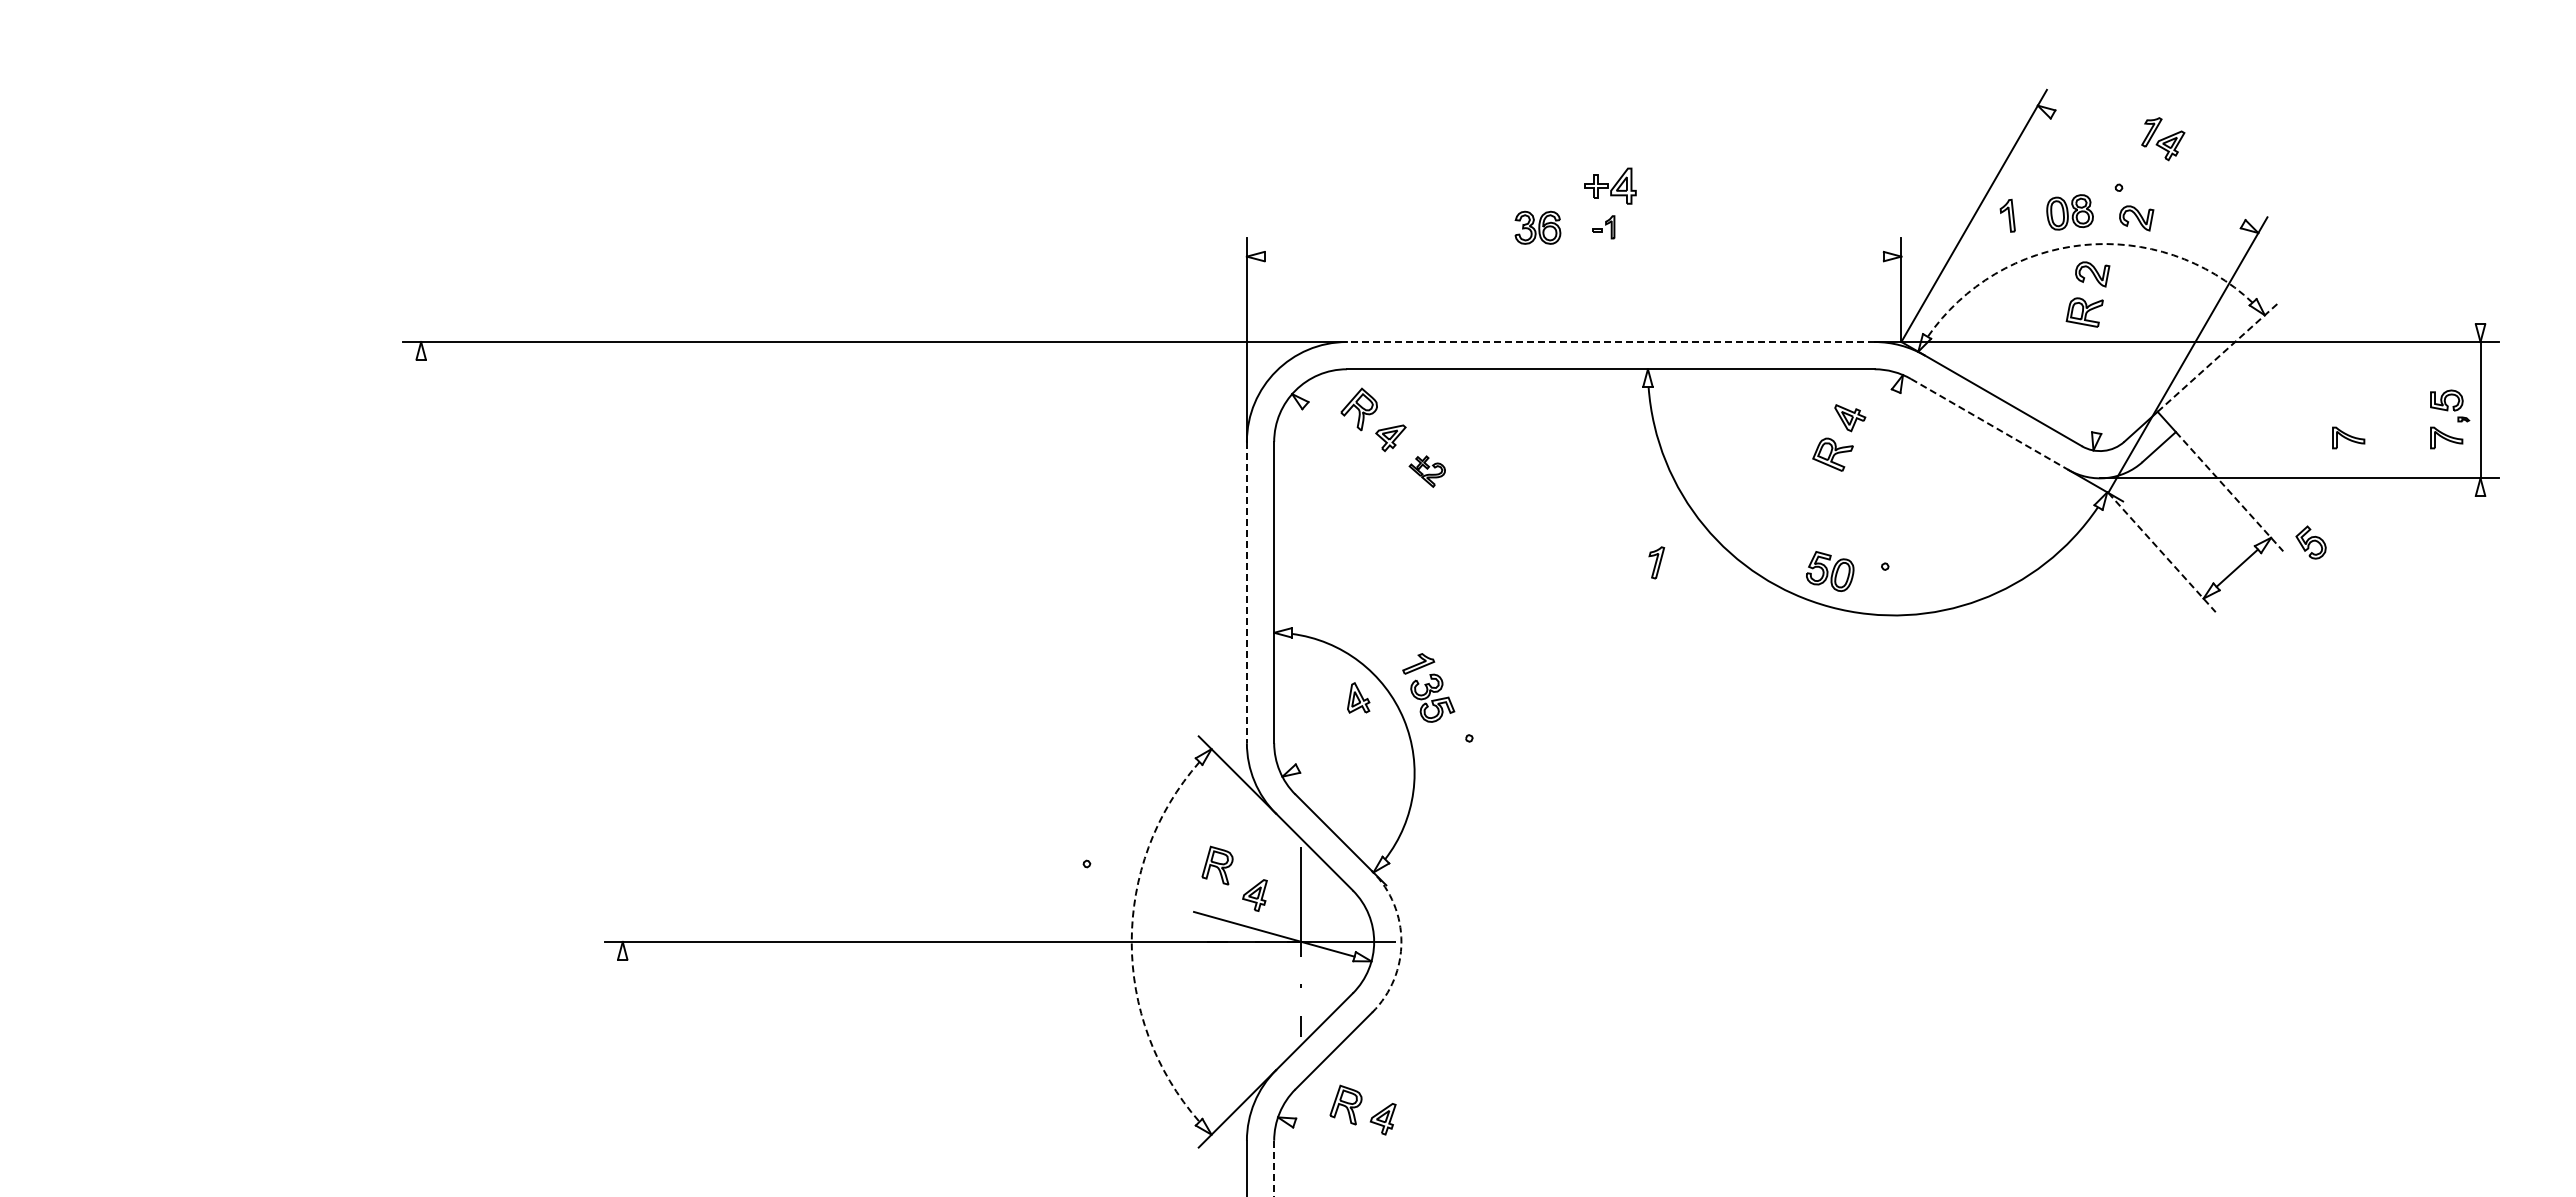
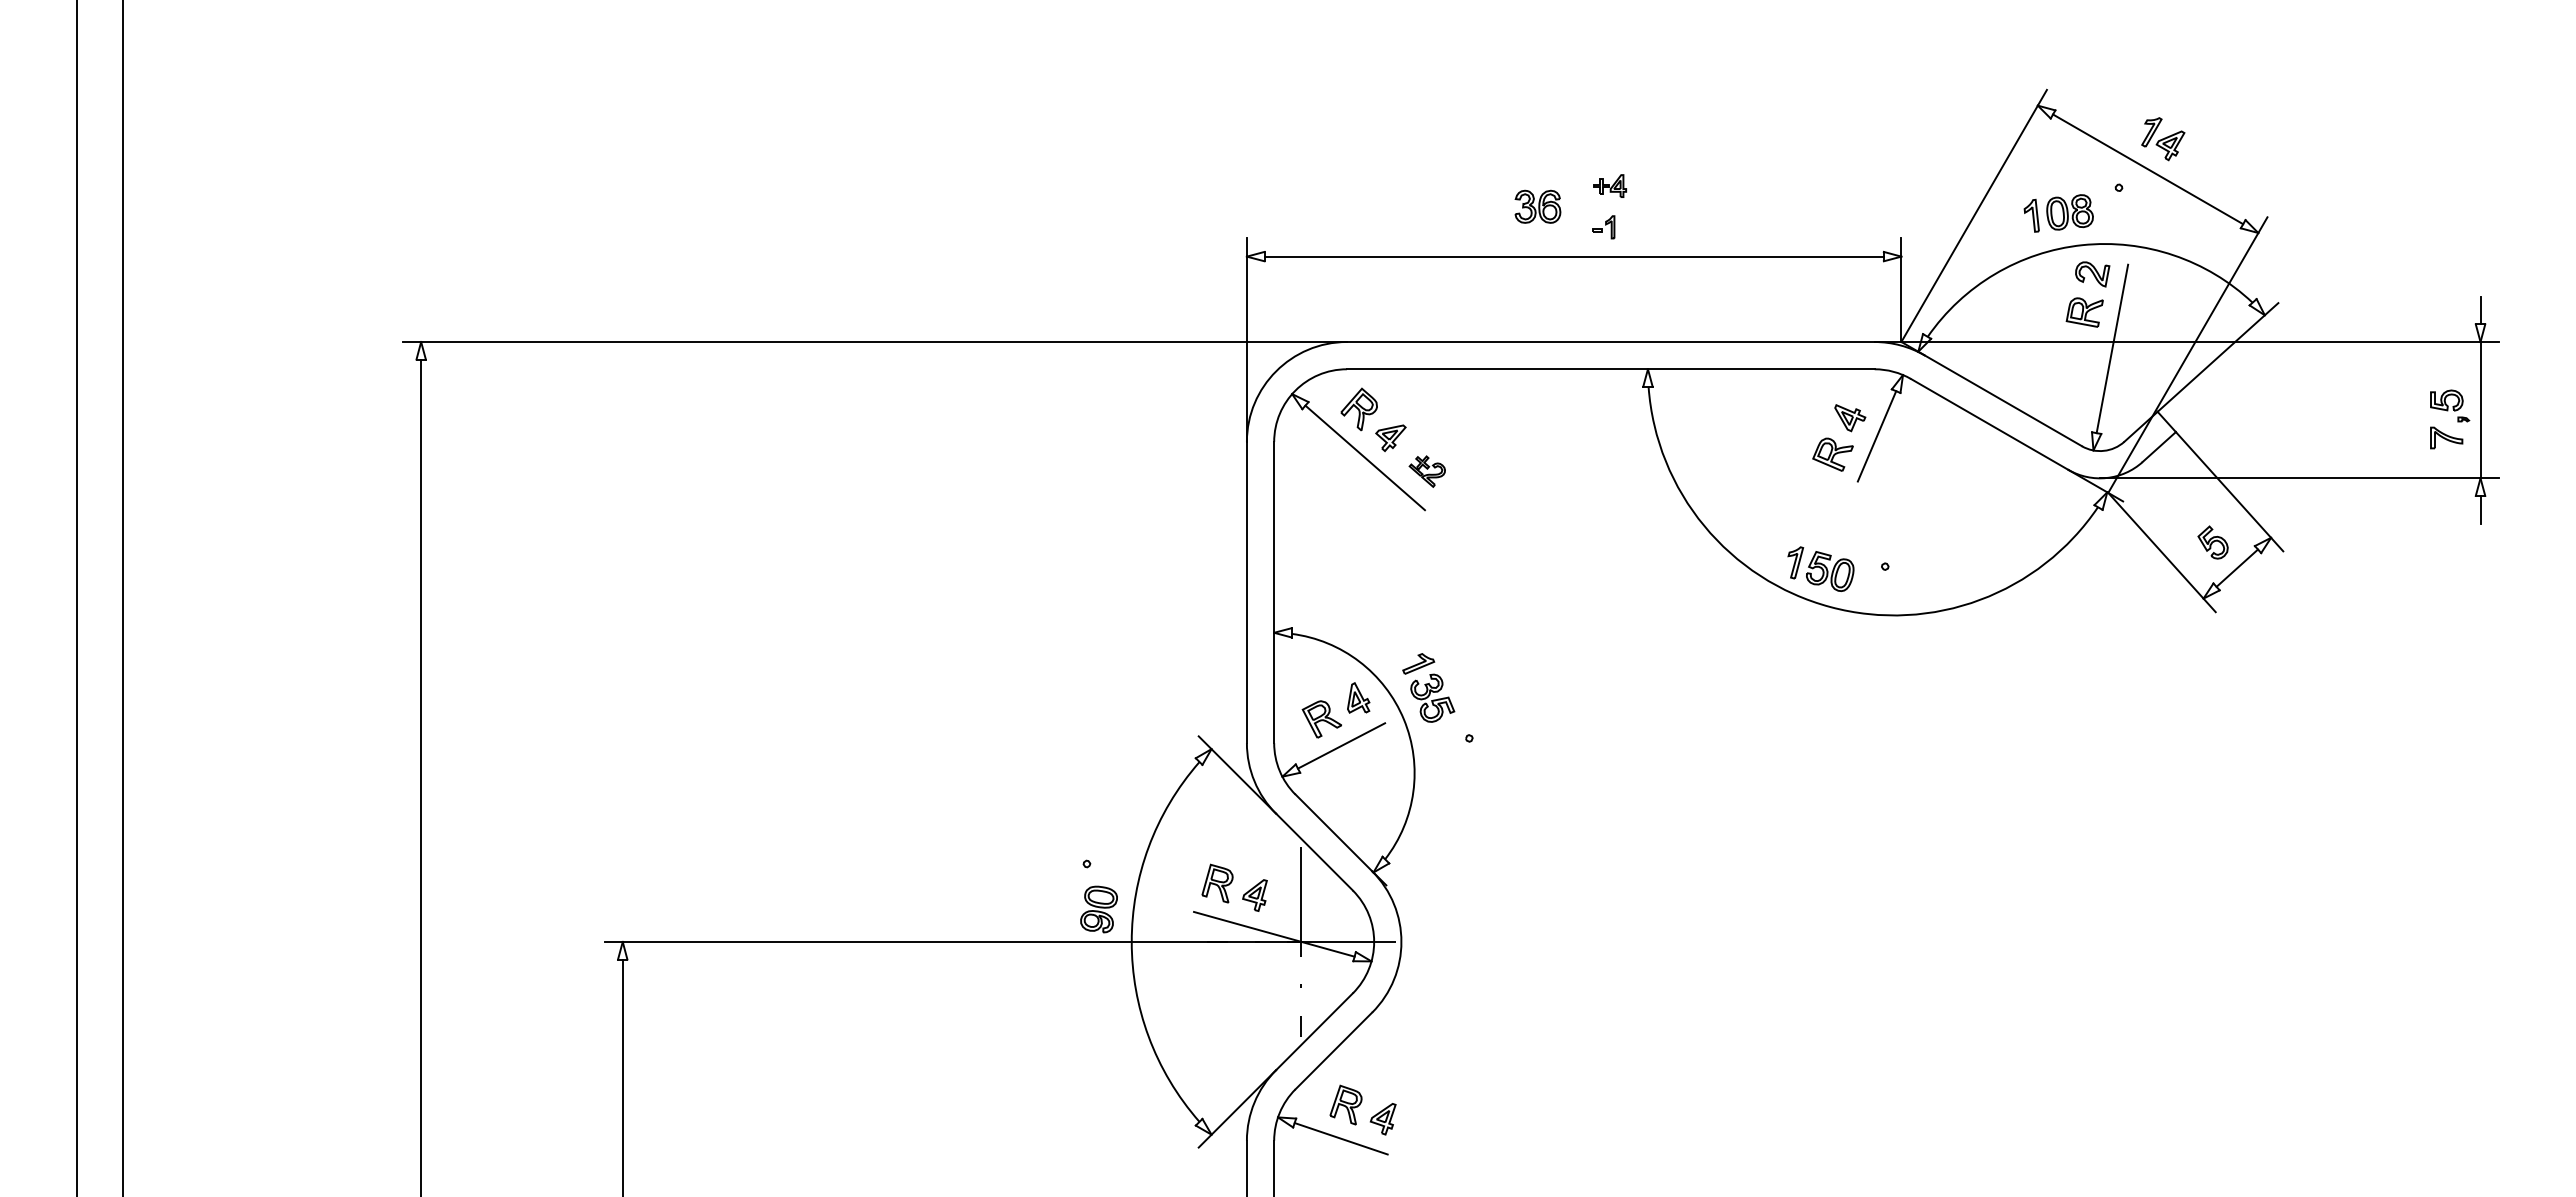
line: none -> present (2148, 169)
part size: 53x38 px -> 34x24 px (1609, 185)
part position: (2007, 215) -> (2031, 215) (2031, 215)
part: present -> none (2136, 218)
part position: (1537, 227) -> (1537, 206) (1537, 206)
arc: dashed -> solid (2082, 245)
line: none -> present (1573, 256)
line: none -> present (2480, 310)
line: dashed -> solid (1610, 342)
line: none -> present (2112, 348)
line: dashed -> solid (2218, 357)
line: dashed -> solid (1989, 424)
line: none -> present (1876, 436)
part: present -> none (2348, 437)
line: none -> present (1364, 457)
line: dashed -> solid (2229, 492)
line: none -> present (2480, 509)
part position: (2310, 542) -> (2212, 542) (2212, 542)
line: dashed -> solid (2162, 552)
part position: (1656, 562) -> (1795, 562) (1795, 562)
line: dashed -> solid (1246, 592)
line: none -> present (77, 597)
line: none -> present (122, 597)
part: none -> present (1321, 719)
line: none -> present (1341, 745)
line: none -> present (421, 776)
part position: (1217, 865) -> (1217, 883) (1217, 883)
part: none -> present (1098, 909)
arc: dashed -> solid (1131, 941)
arc: dashed -> solid (1401, 941)
line: none -> present (622, 1076)
line: none -> present (1340, 1138)
line: dashed -> solid (1274, 1168)
